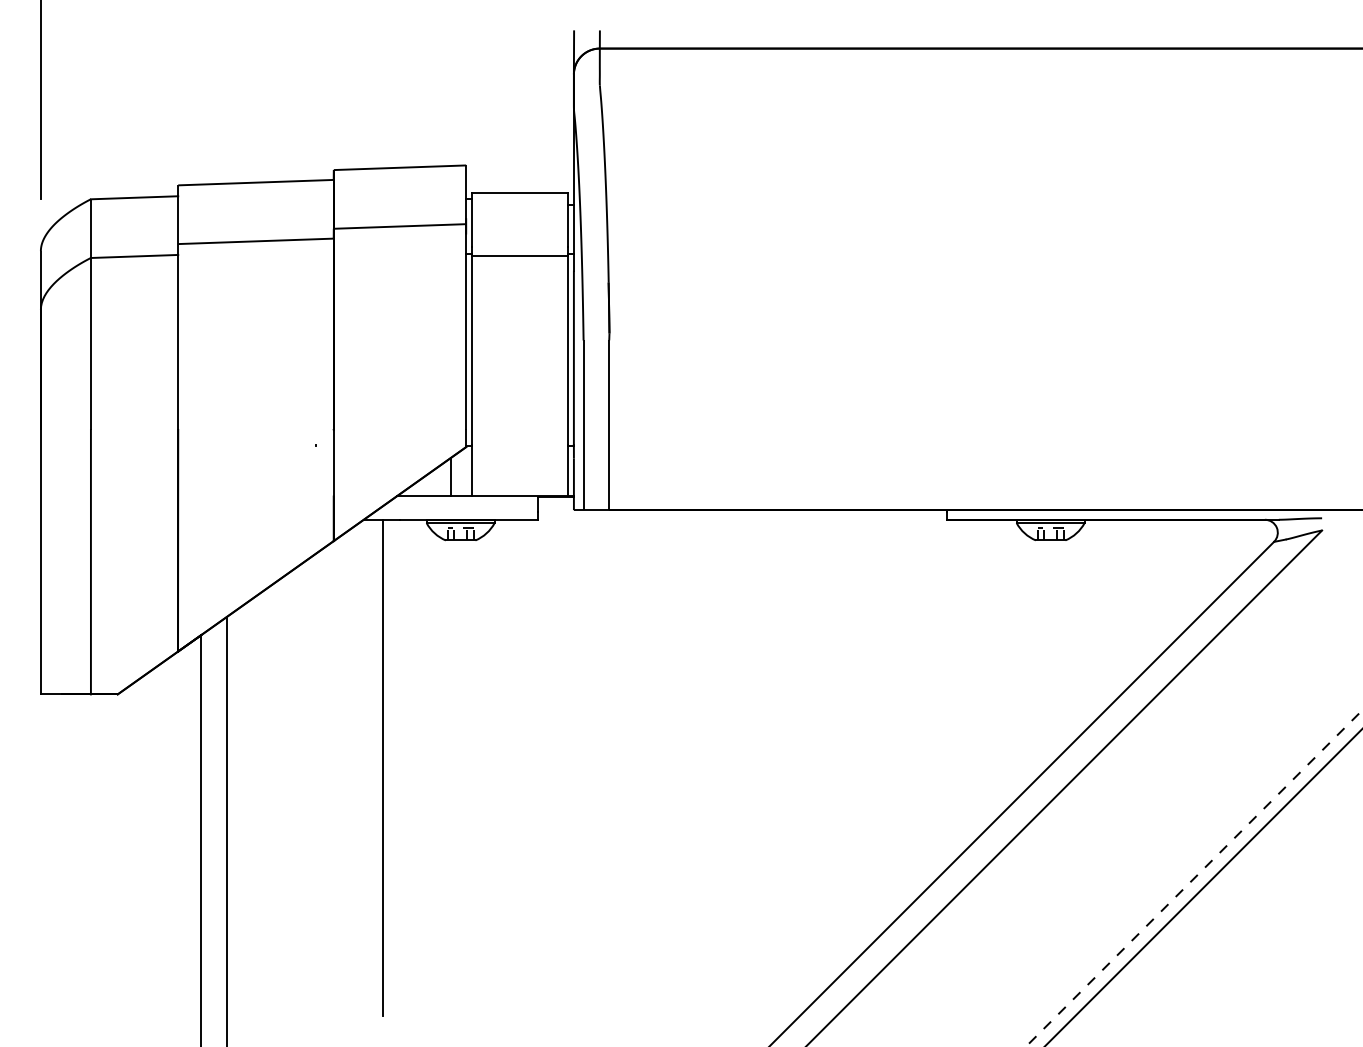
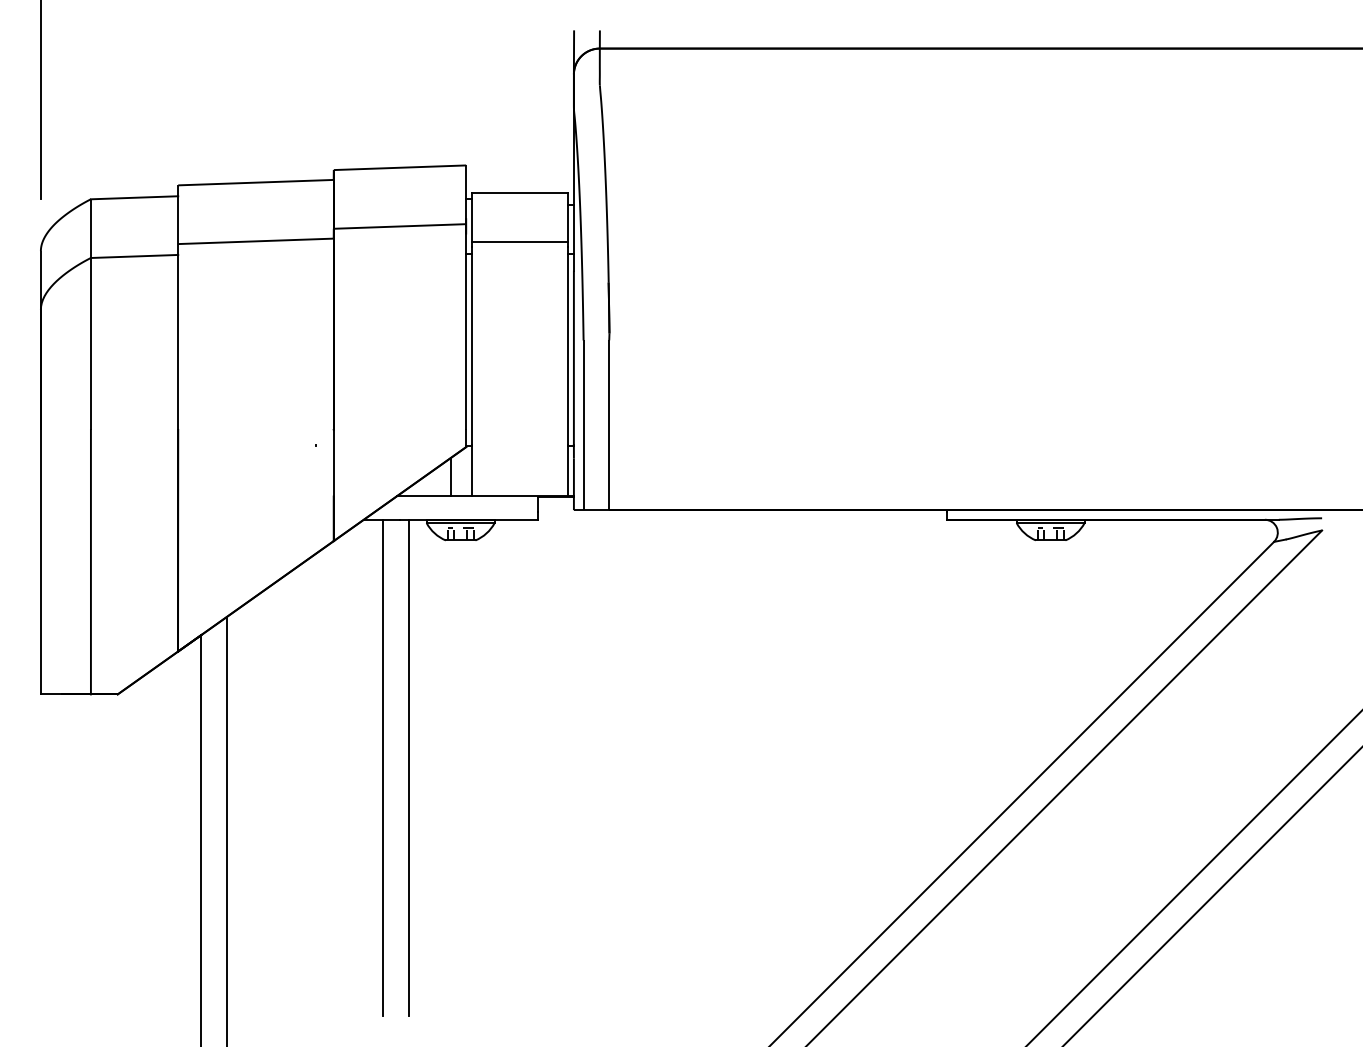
line position: (519, 255) -> (519, 241) (519, 241)
line: none -> present (408, 767)
line: dashed -> solid (1194, 878)
line position: (1203, 887) -> (1212, 896) (1212, 896)
